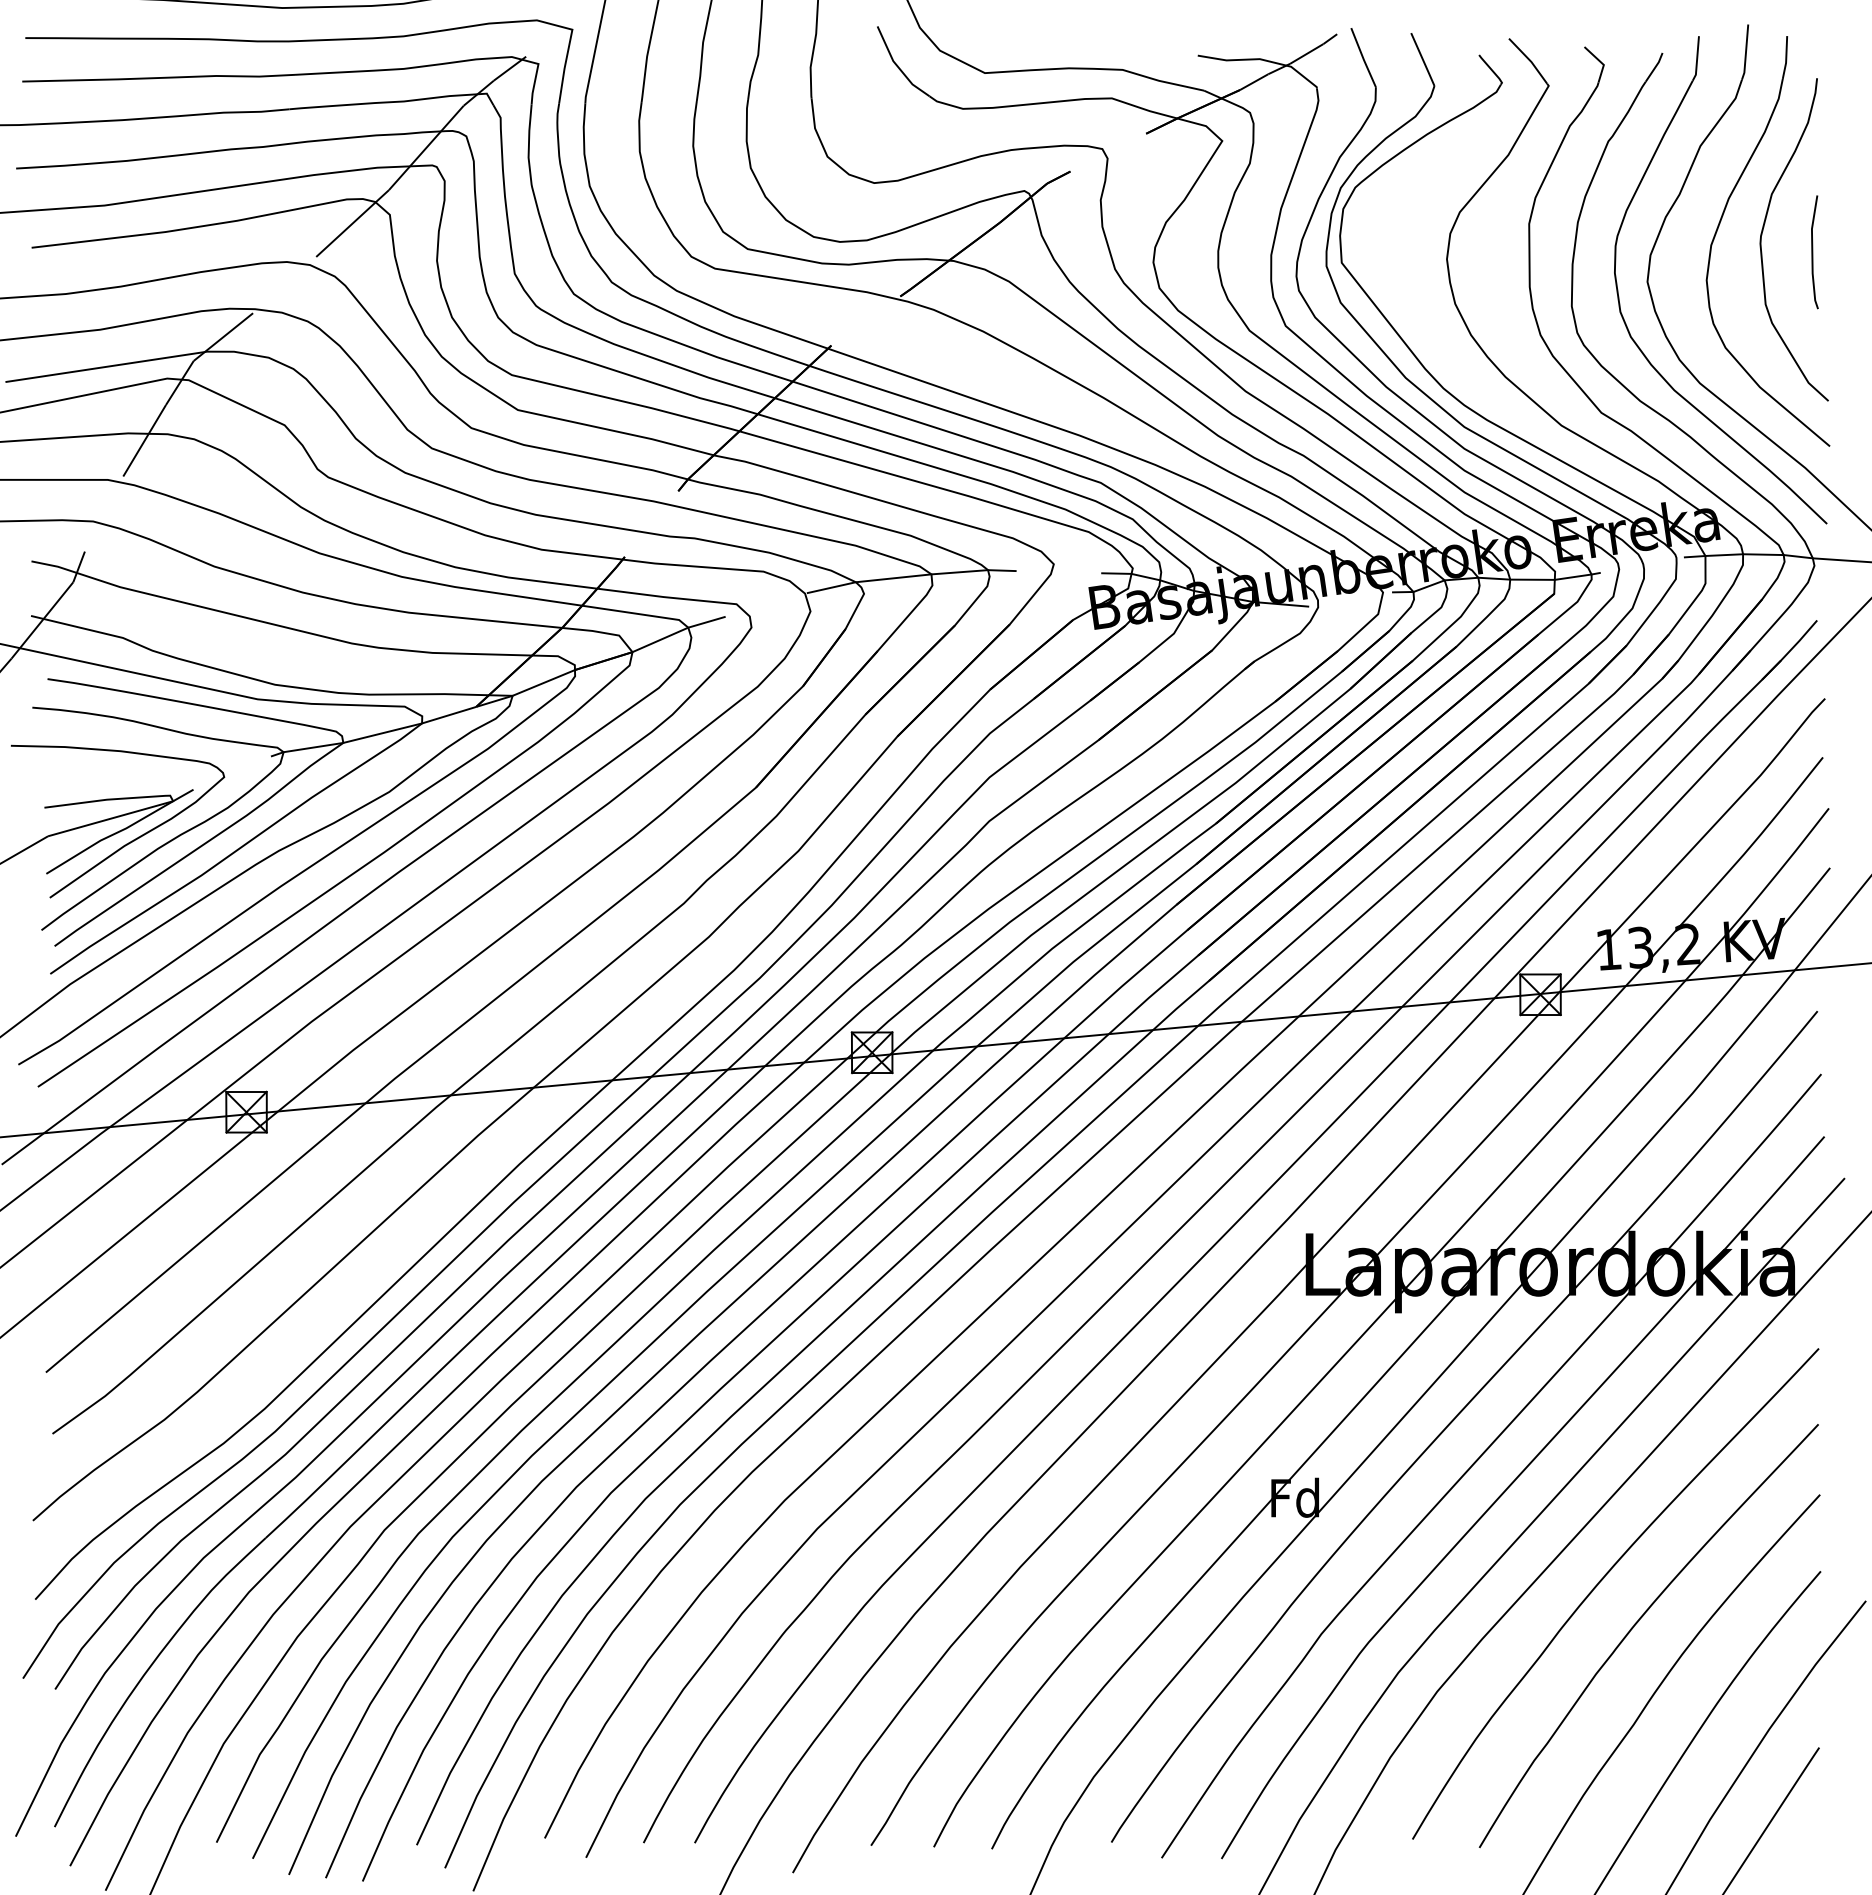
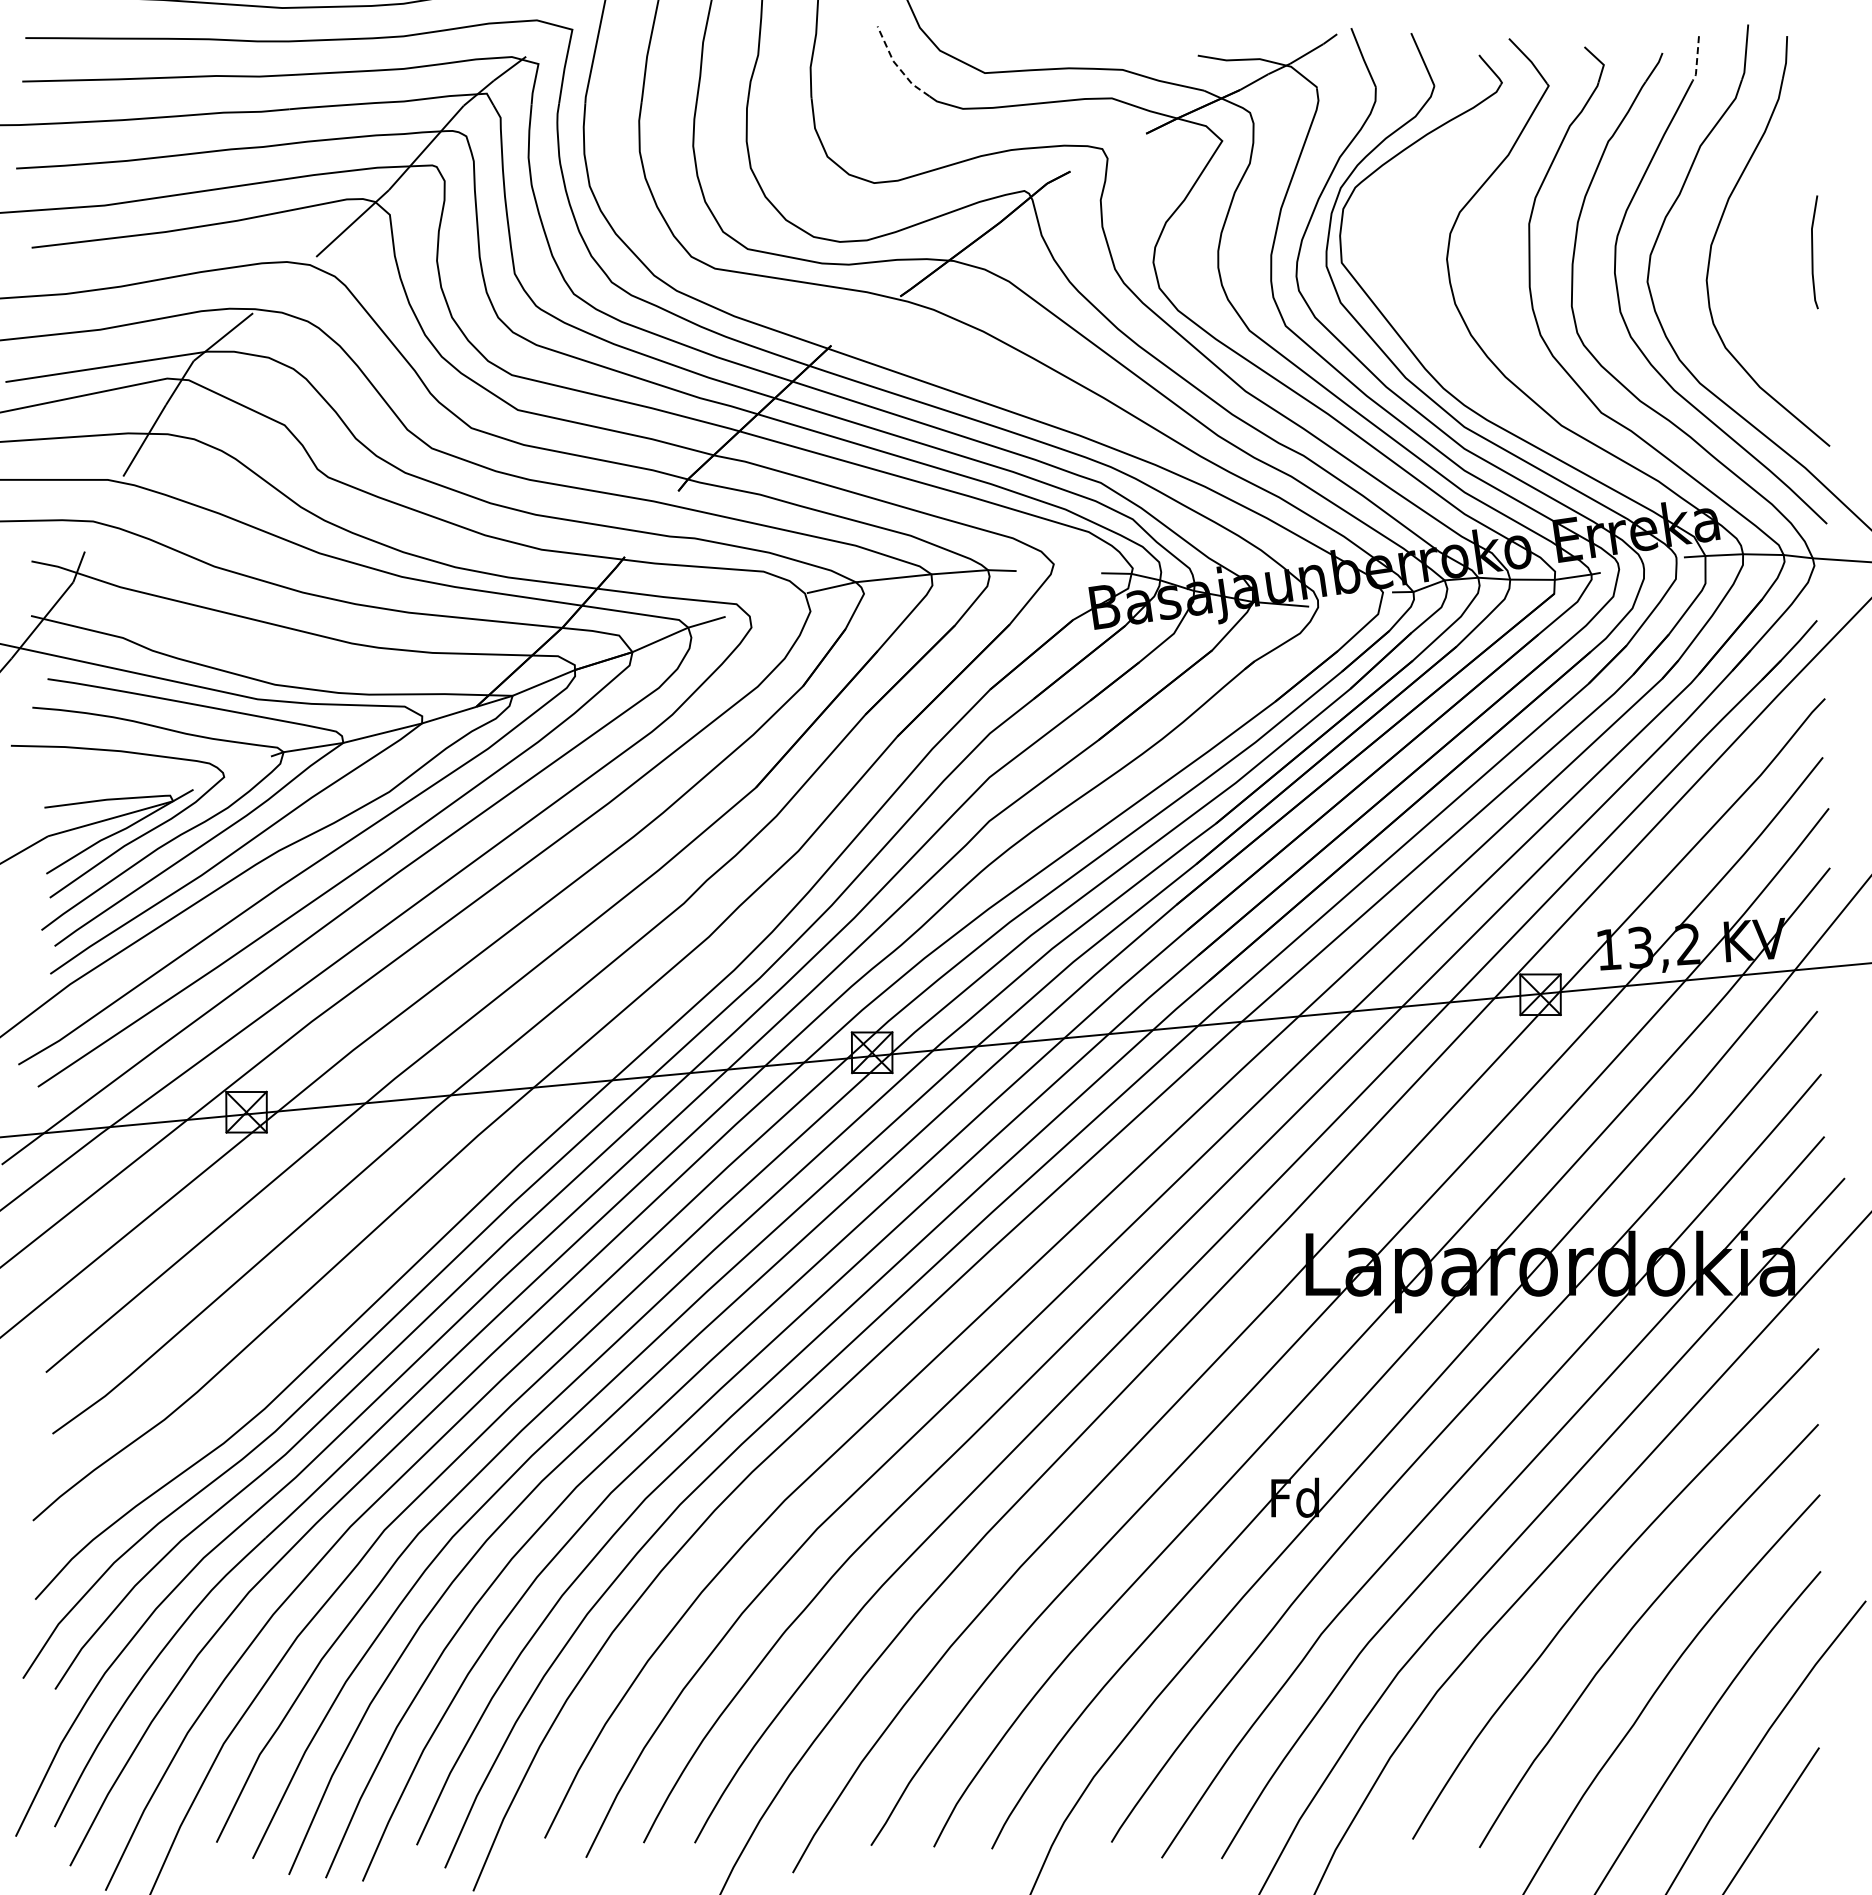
line: solid -> dashed (1697, 59)
line: solid -> dashed (897, 65)
curve: present -> none (1763, 231)
